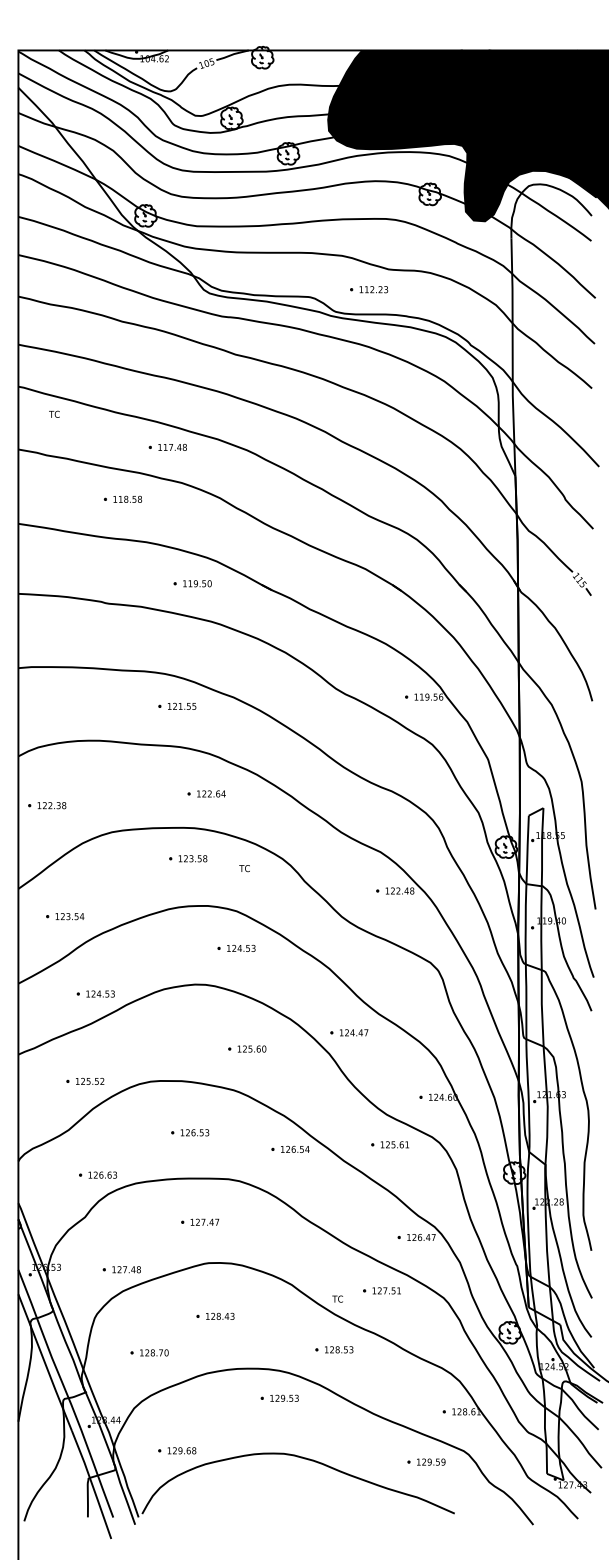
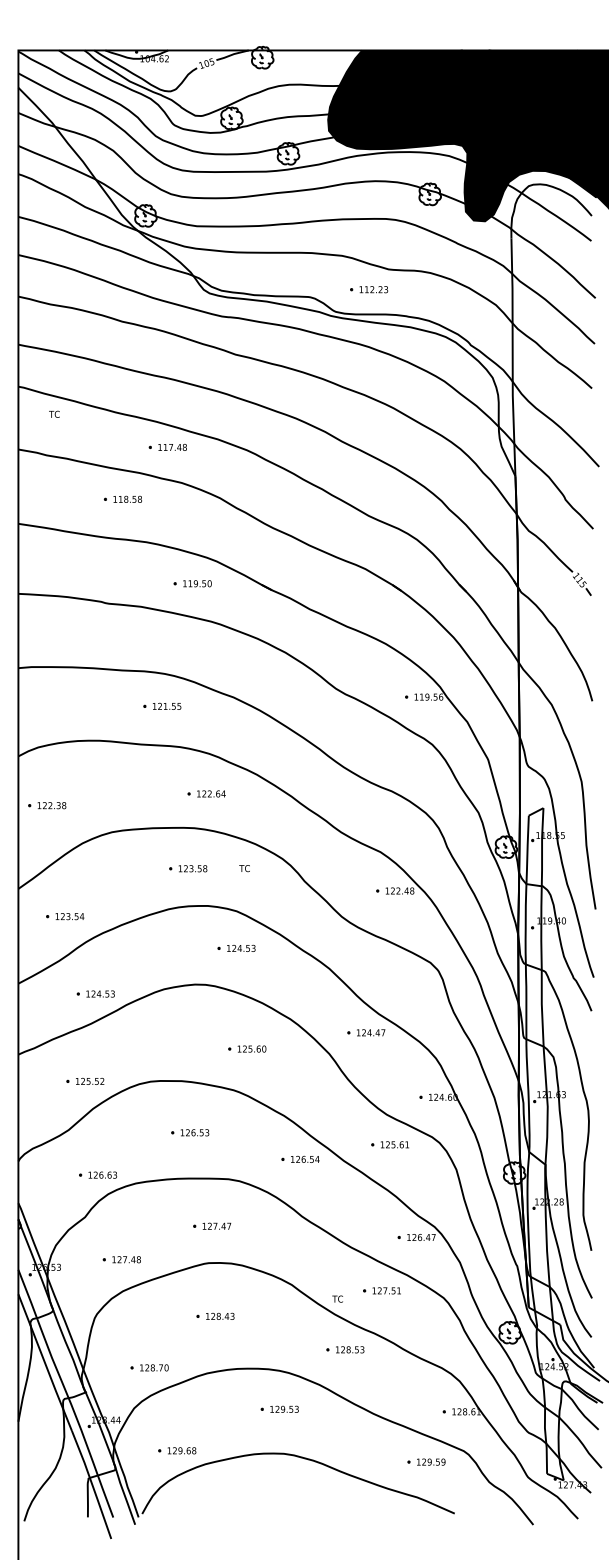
part position: (177, 705) -> (162, 705) (162, 705)
part position: (188, 858) -> (188, 868) (188, 868)
part position: (349, 1032) -> (366, 1032) (366, 1032)
part position: (290, 1148) -> (300, 1158) (300, 1158)
part position: (200, 1221) -> (212, 1225) (212, 1225)
part position: (121, 1269) -> (121, 1259) (121, 1259)
part position: (334, 1349) -> (345, 1349) (345, 1349)
part position: (149, 1352) -> (149, 1367) (149, 1367)
part position: (279, 1397) -> (279, 1408) (279, 1408)
